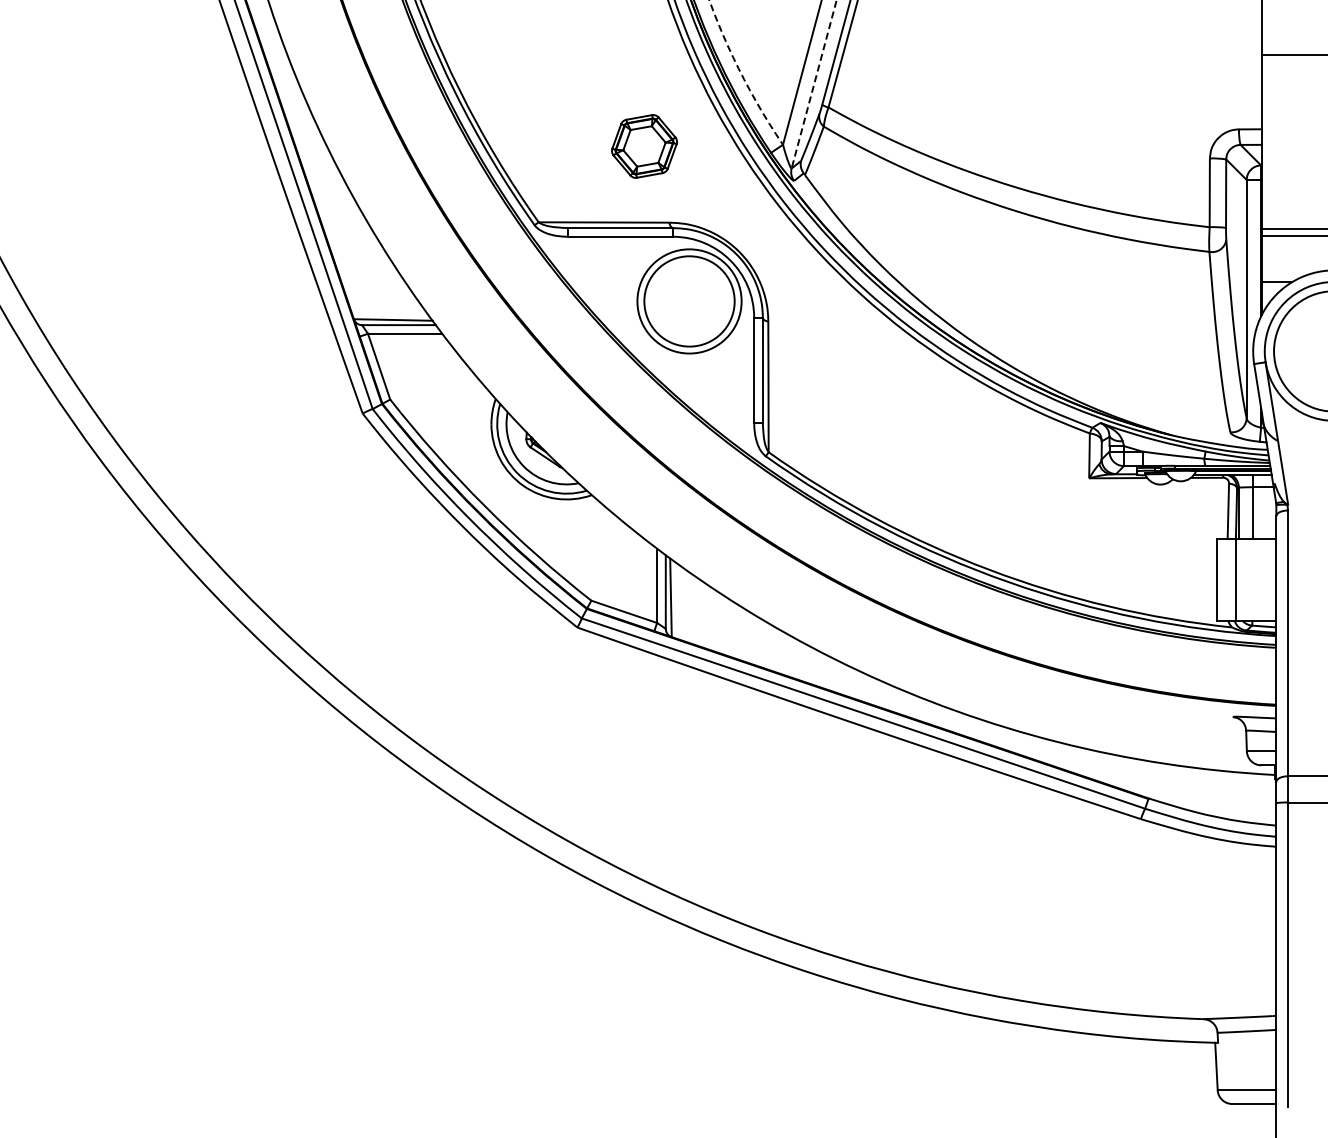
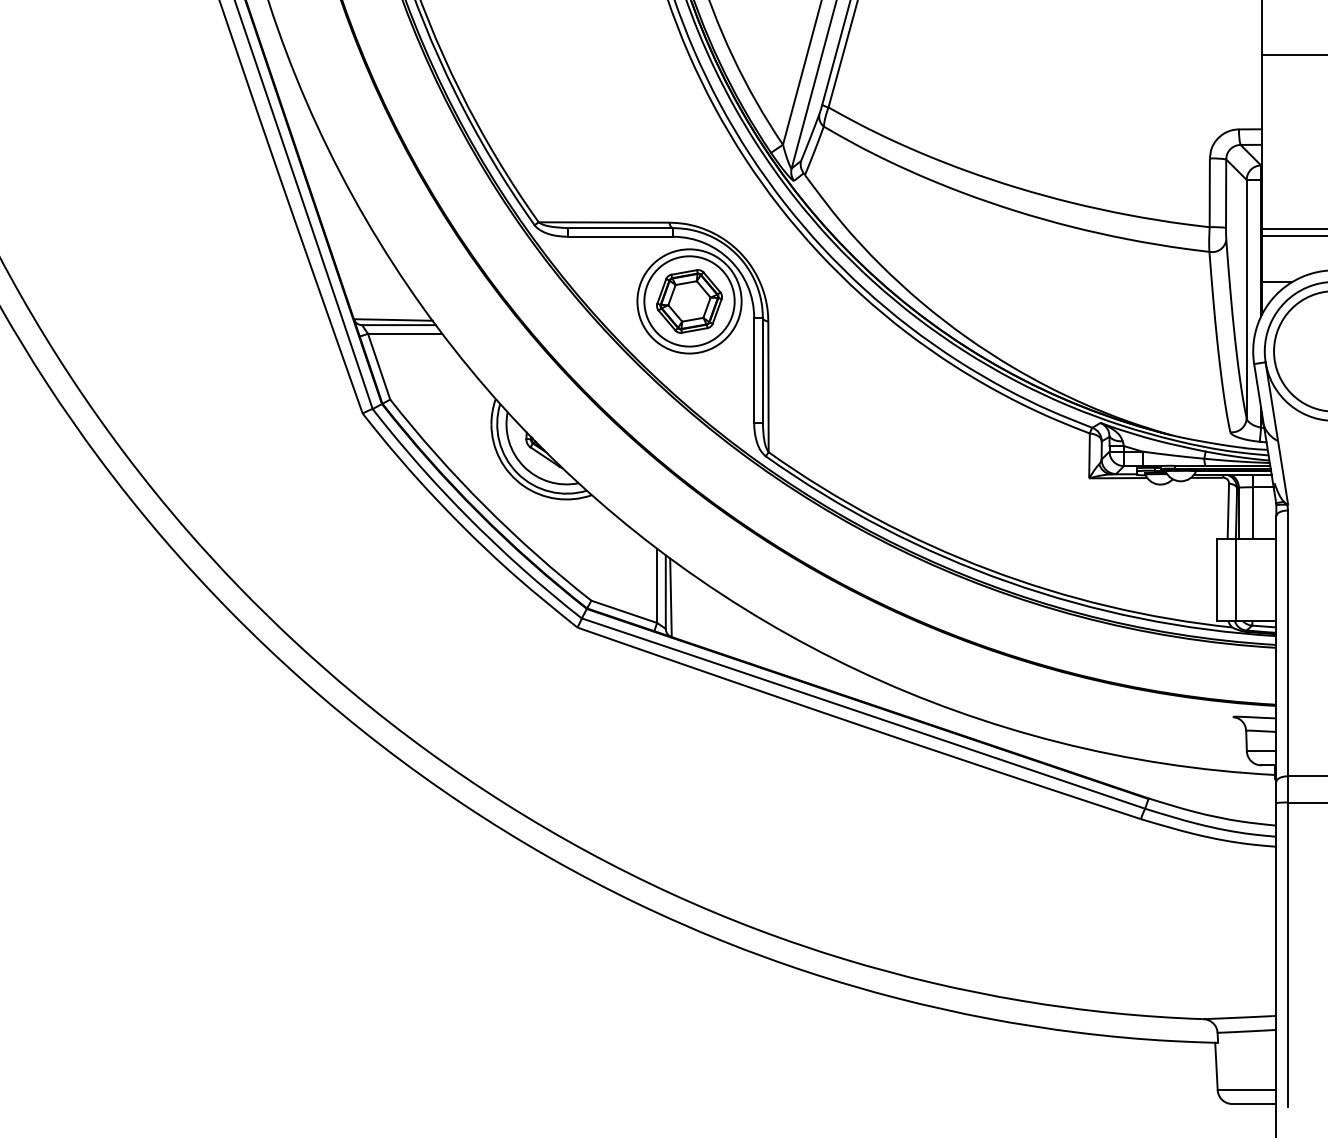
arc: dashed -> solid (742, 75)
line: dashed -> solid (814, 84)
part position: (644, 146) -> (689, 301) (689, 301)
